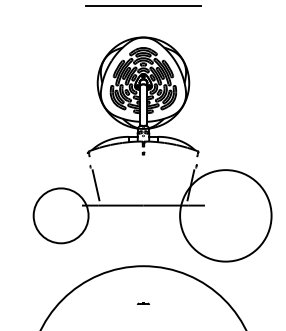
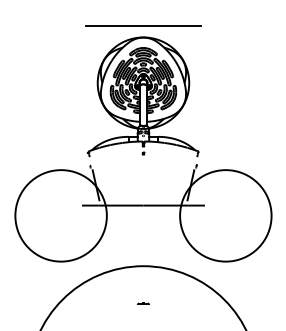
line position: (143, 5) -> (143, 25) (143, 25)
circle diameter: 55 px -> 91 px (60, 215)
